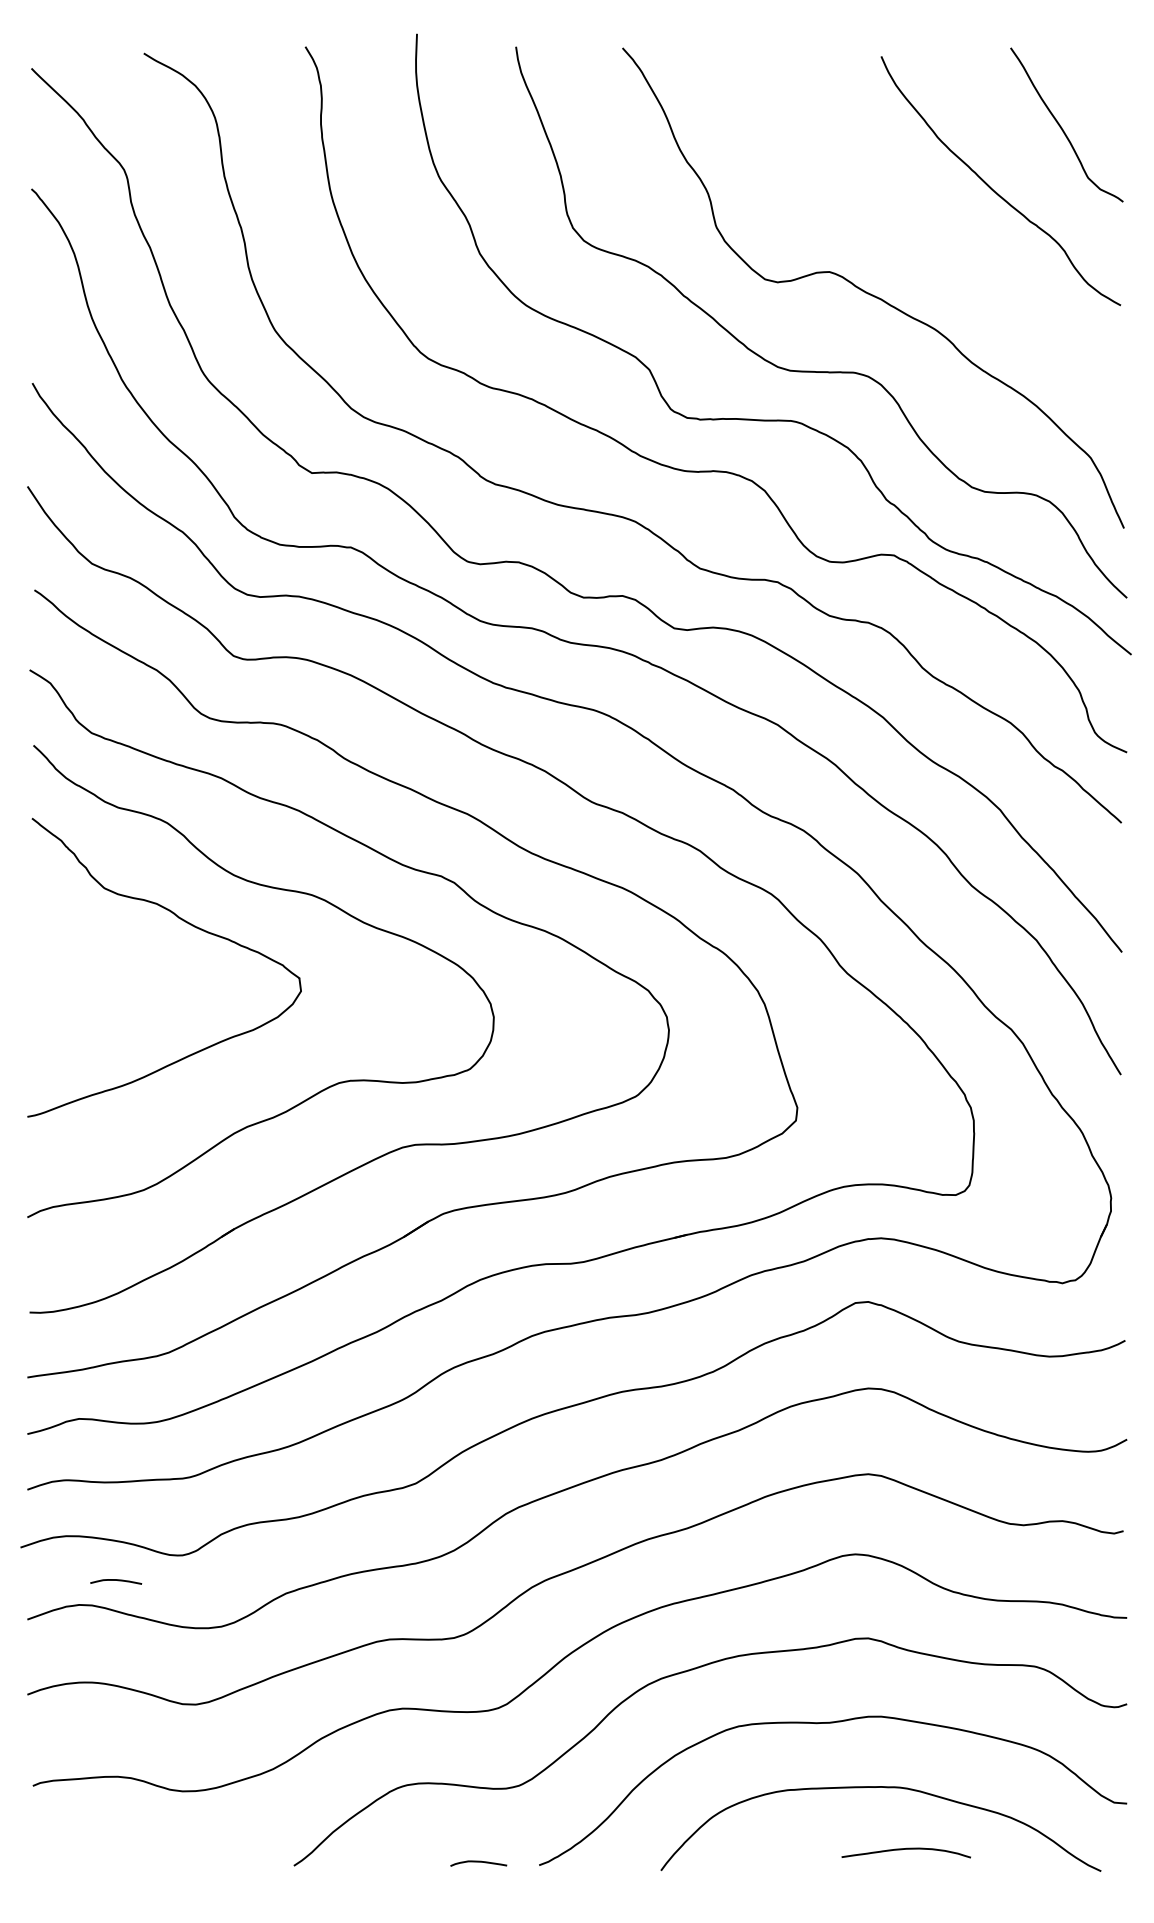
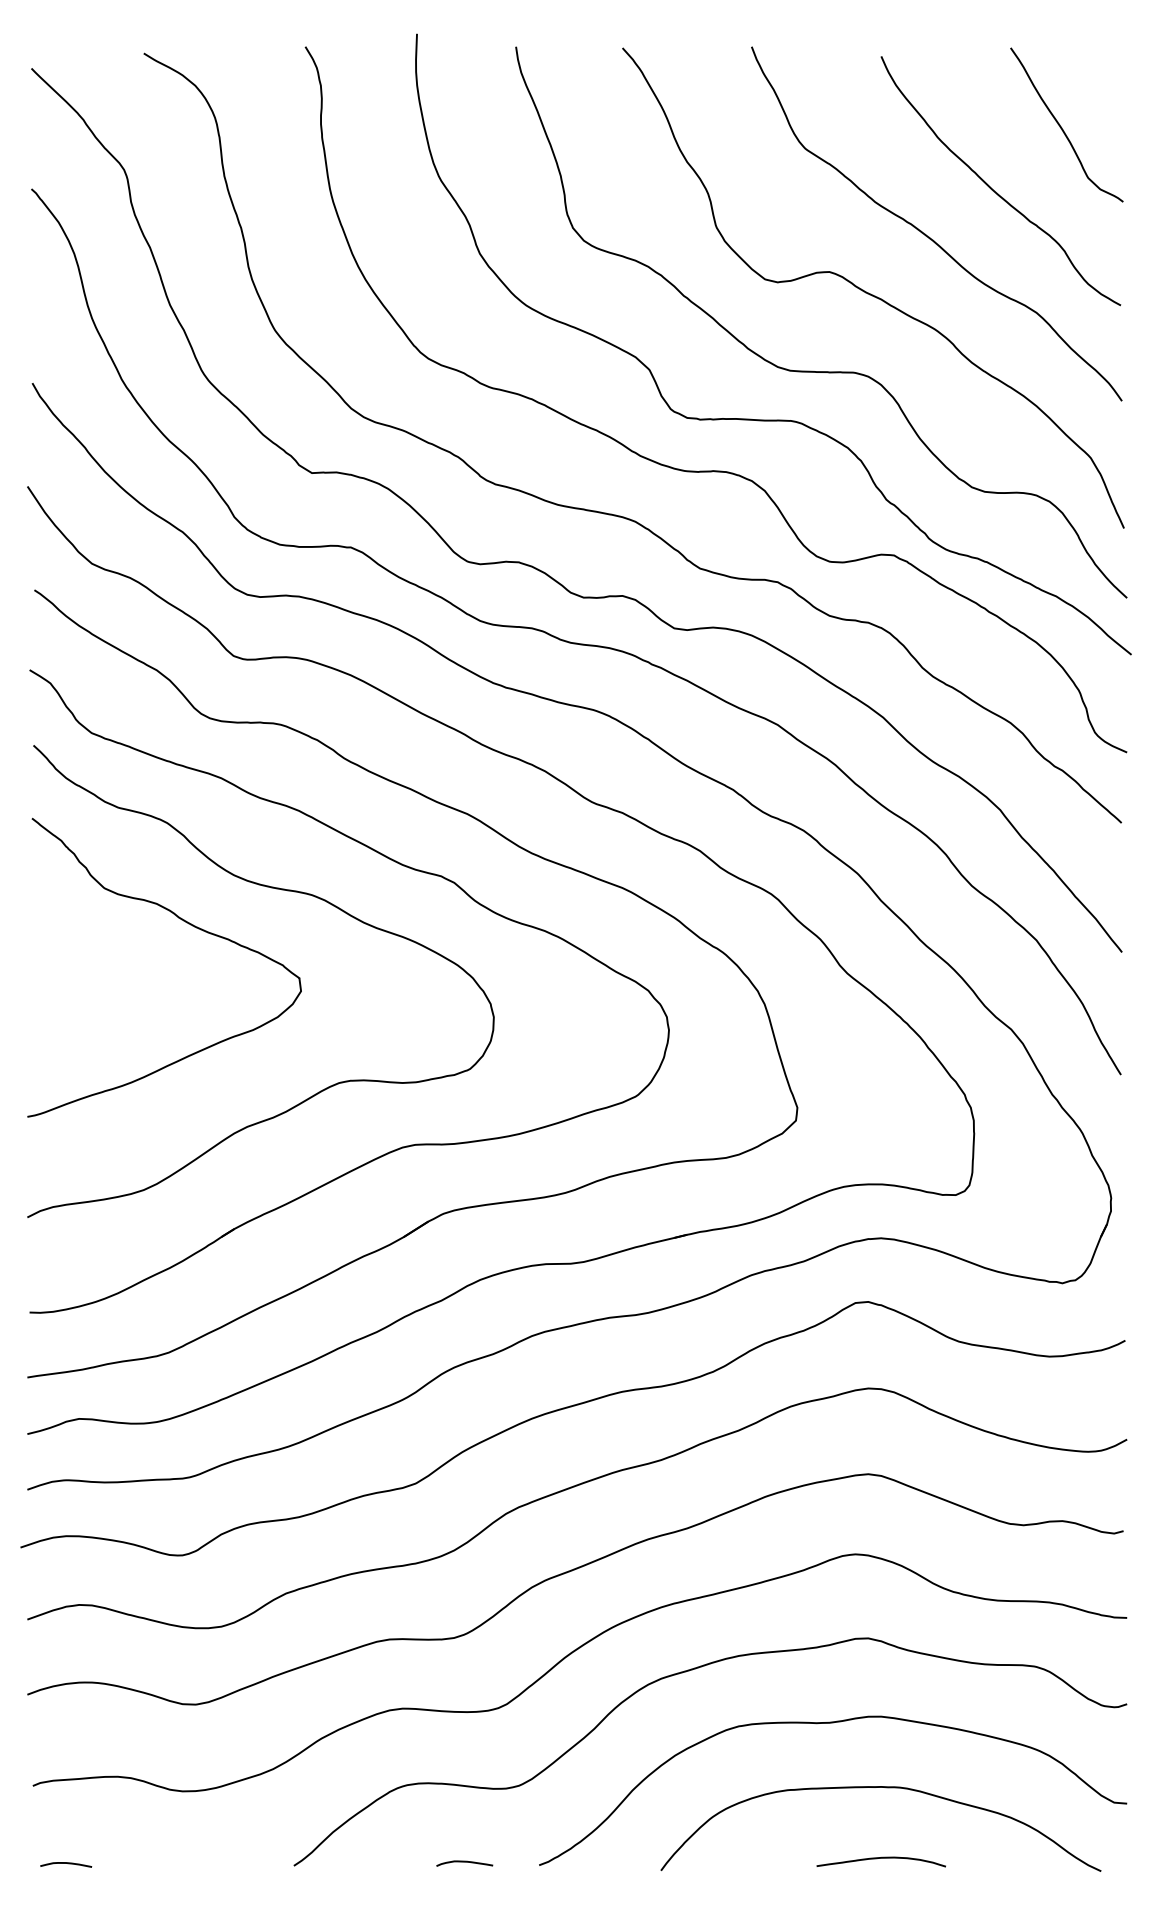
curve: none -> present (929, 236)
curve position: (116, 1580) -> (66, 1863) (66, 1863)
curve position: (905, 1849) -> (880, 1858) (880, 1858)
curve position: (478, 1862) -> (464, 1862) (464, 1862)
